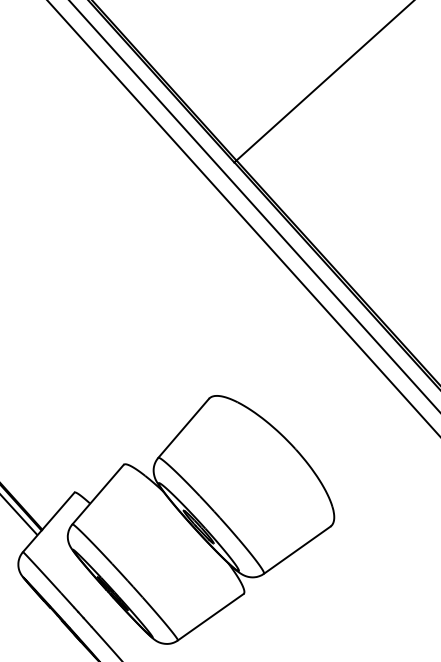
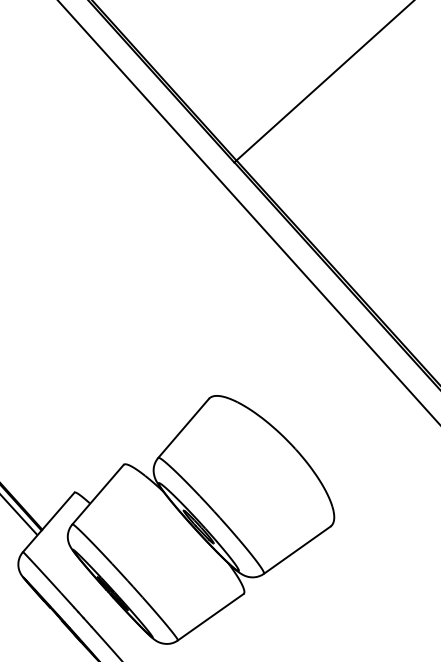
line: present -> none (254, 205)
line position: (243, 217) -> (248, 212) (248, 212)
